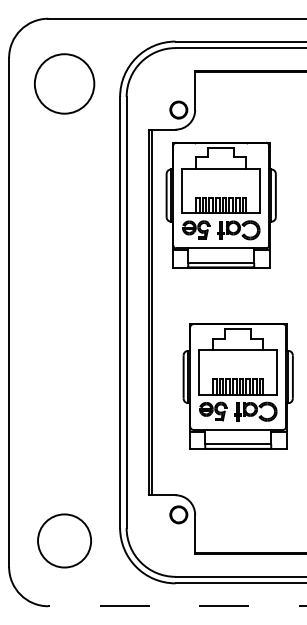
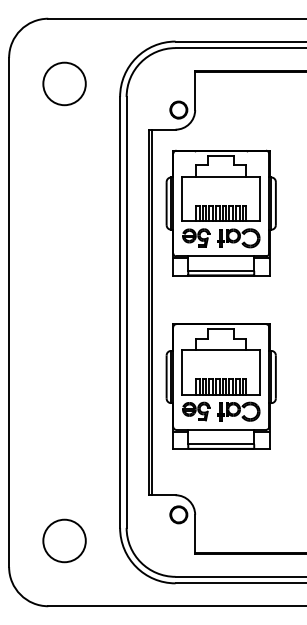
circle diameter: 59 px -> 42 px (64, 83)
part position: (220, 204) -> (220, 212) (220, 212)
part position: (237, 386) -> (220, 386) (220, 386)
circle diameter: 53 px -> 42 px (64, 540)
line: dashed -> solid (177, 606)
